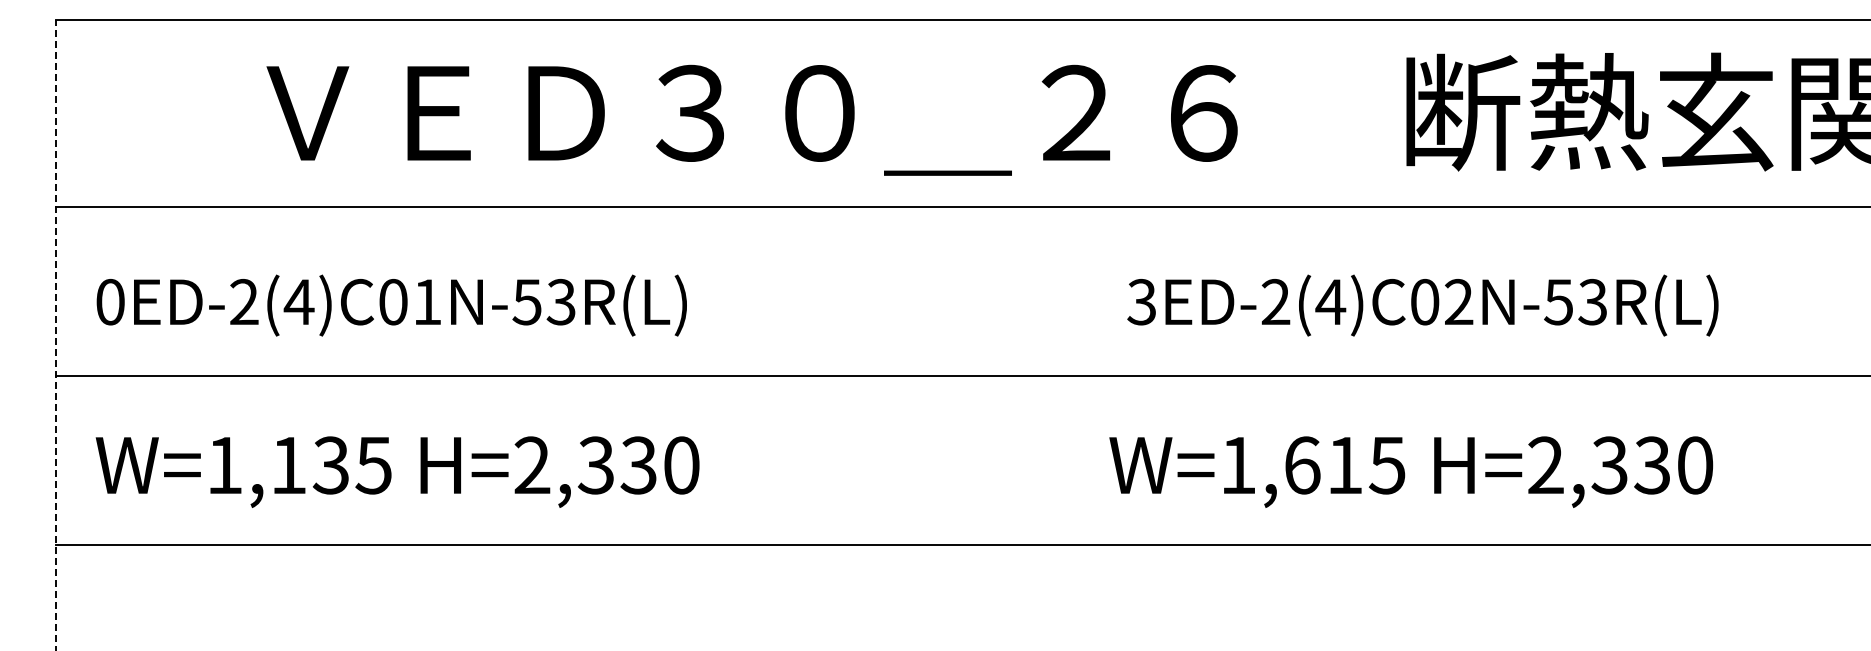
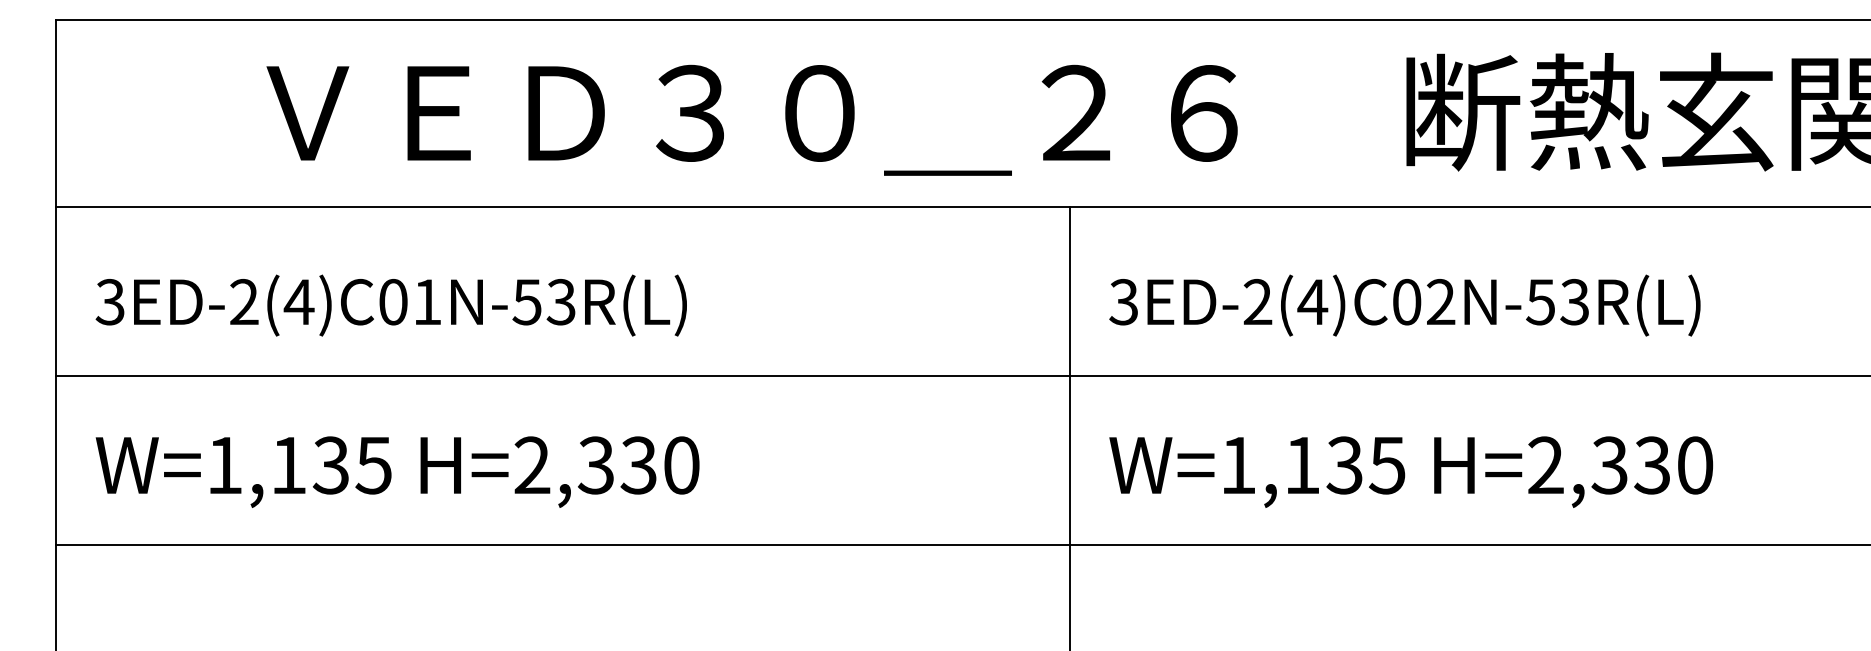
text: 0ED-2(4)C01N-53R(L) -> 3ED-2(4)C01N-53R(L) (109, 302)
text position: (1422, 305) -> (1404, 305) (1404, 305)
line: dashed -> solid (56, 335)
line: none -> present (1069, 427)
text: W=1,615 -> W=1,135 (1323, 465)
